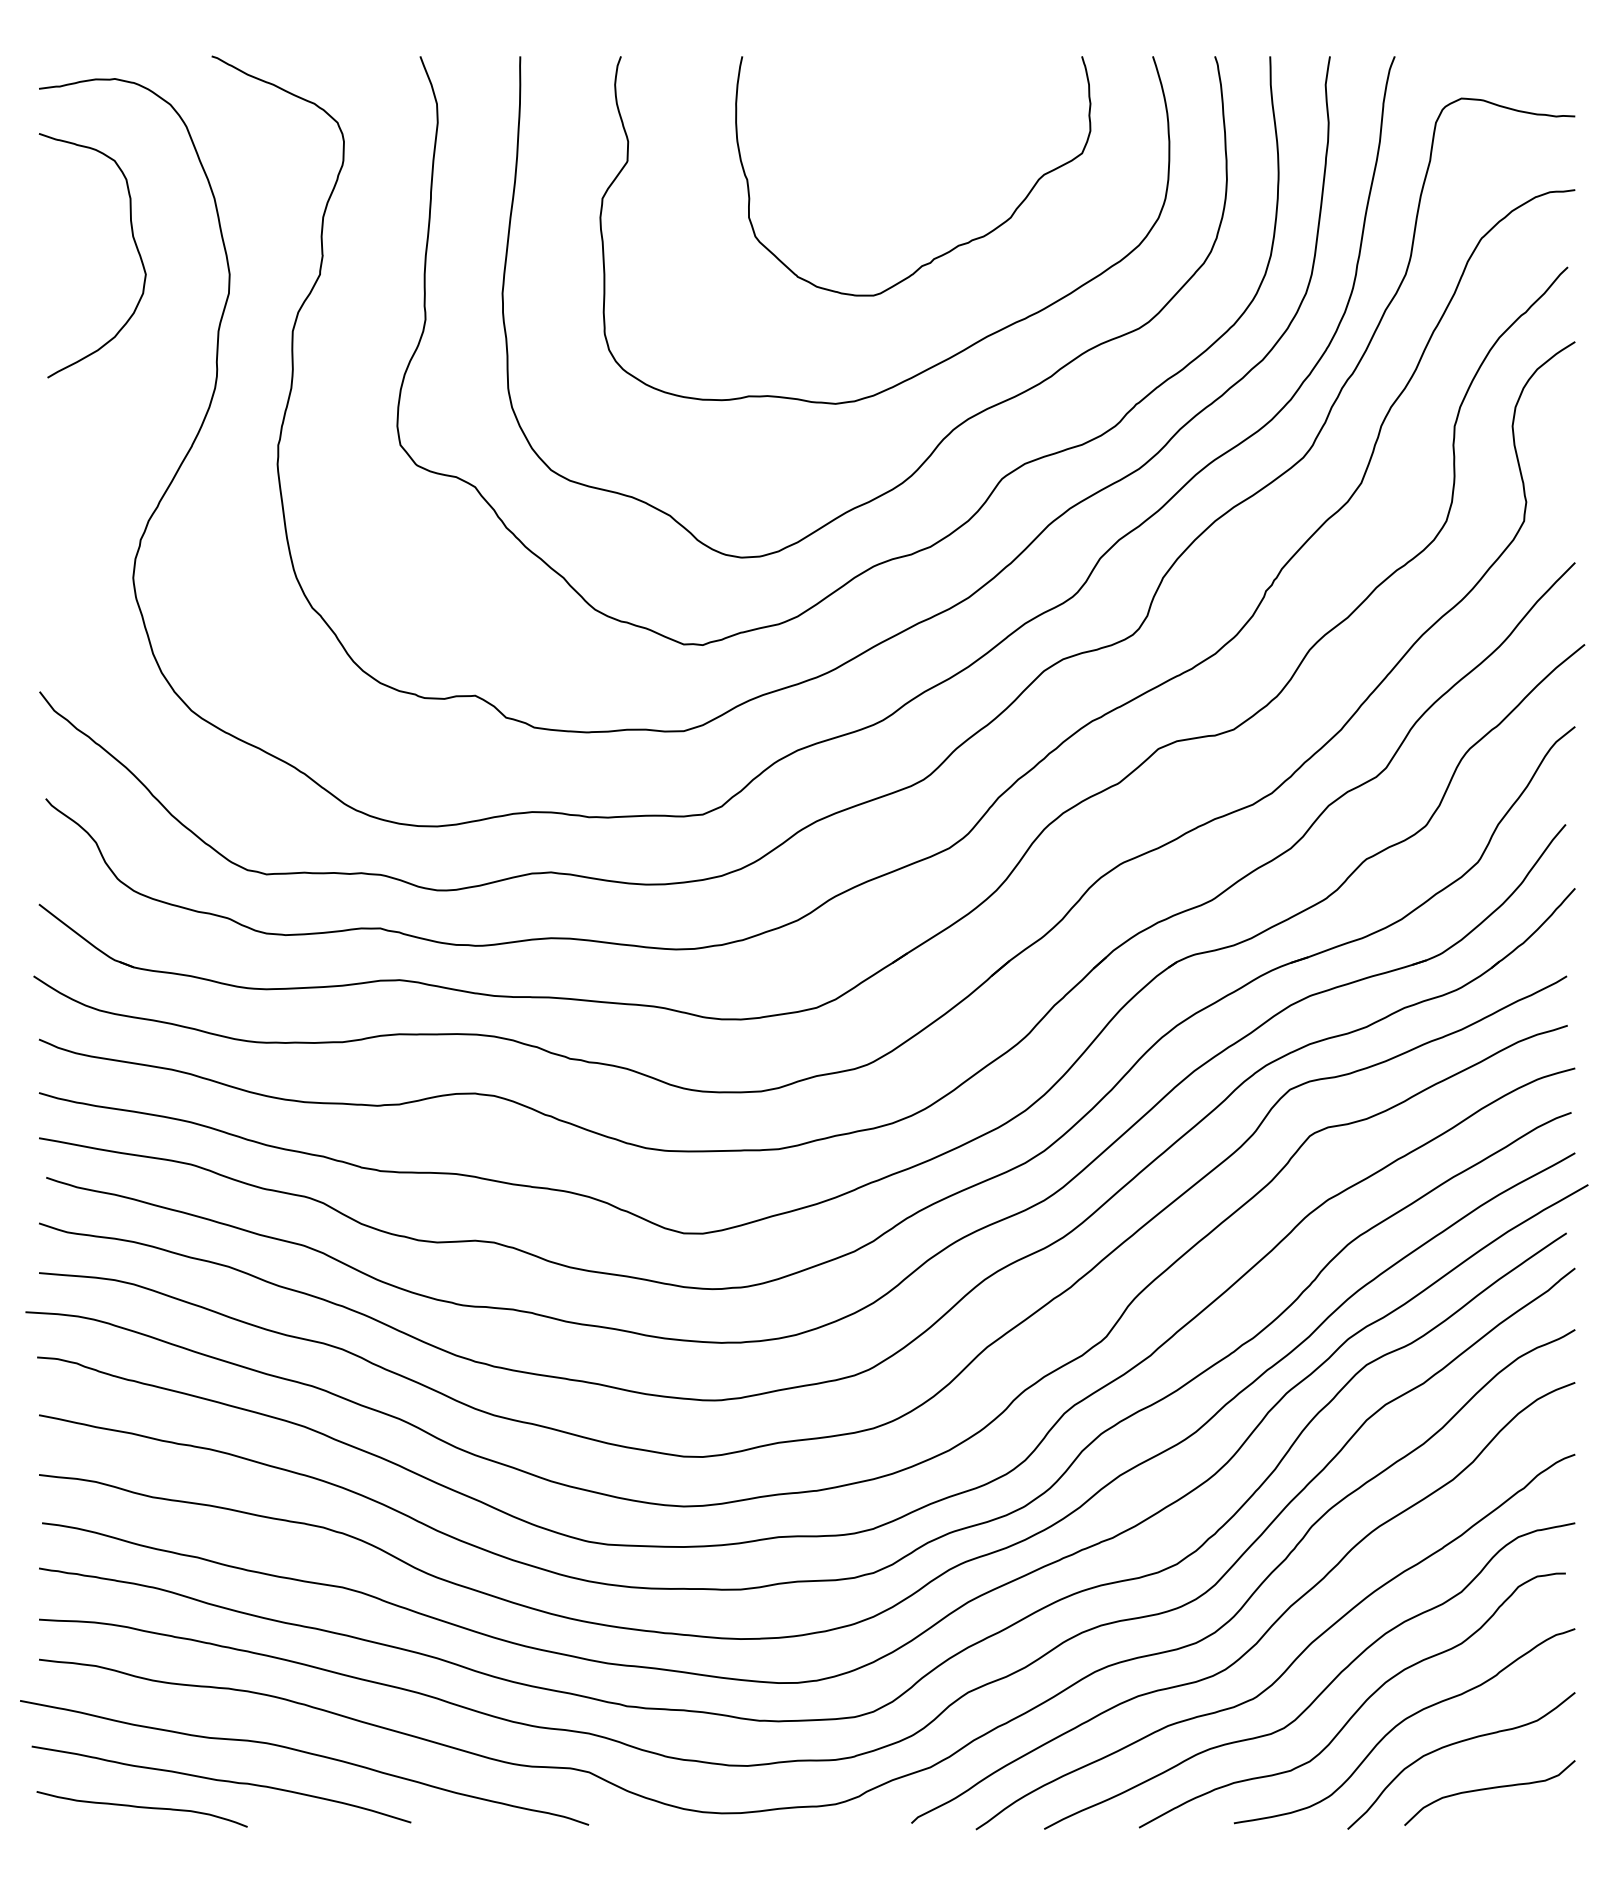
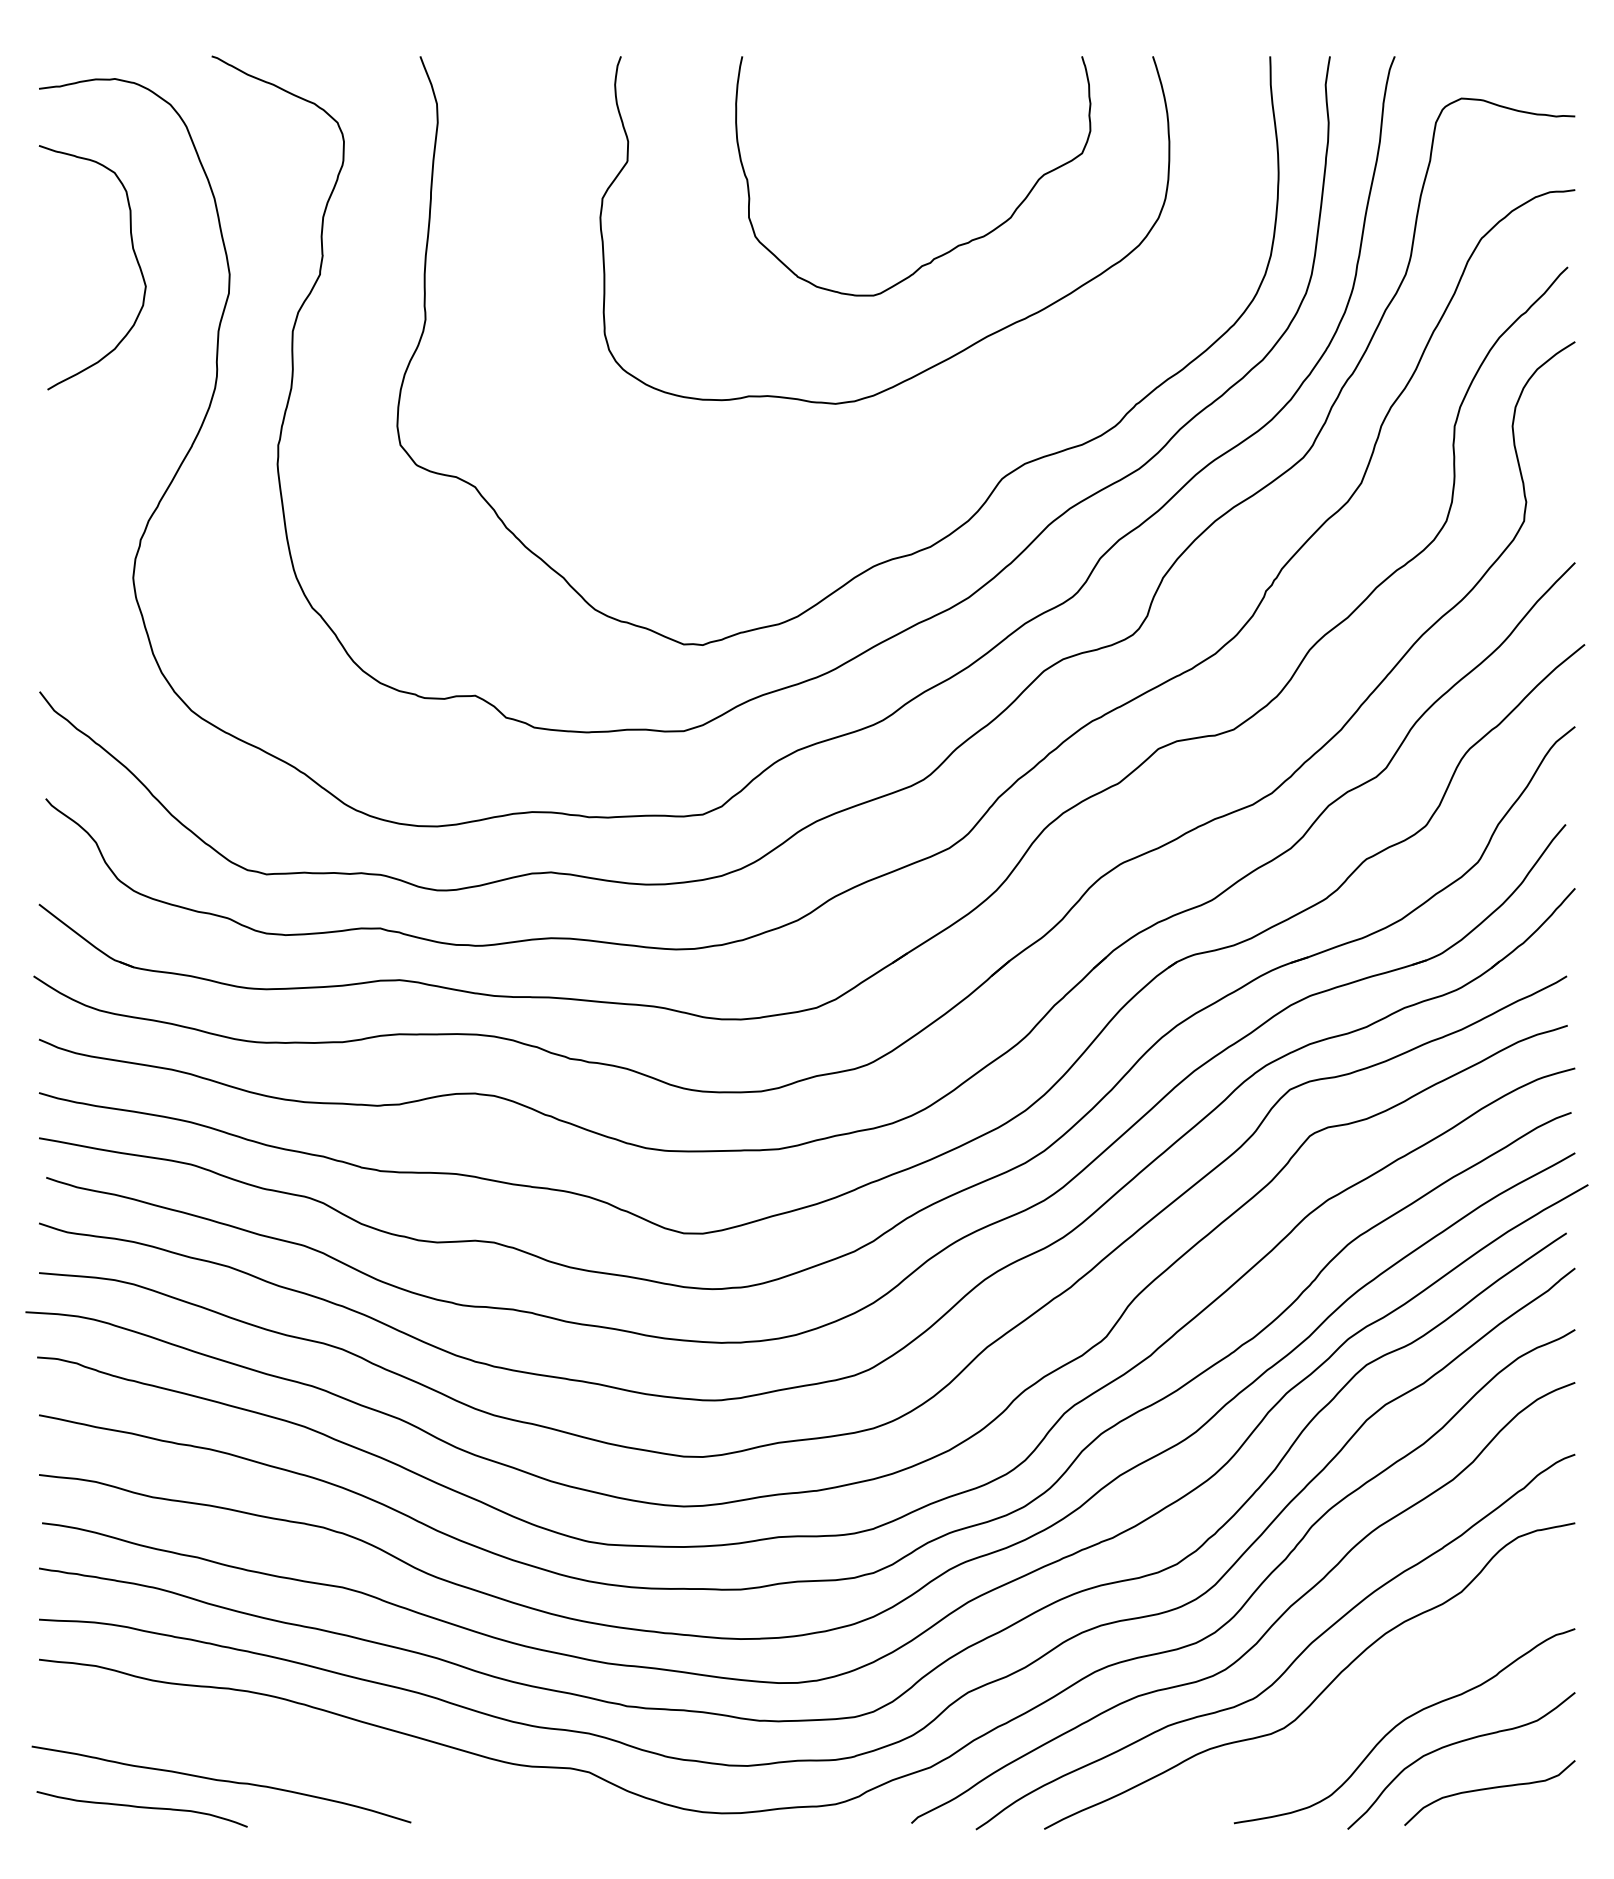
curve position: (132, 238) -> (132, 250) (132, 250)
curve: present -> none (954, 427)
curve: present -> none (1359, 1706)
curve: present -> none (305, 1753)
